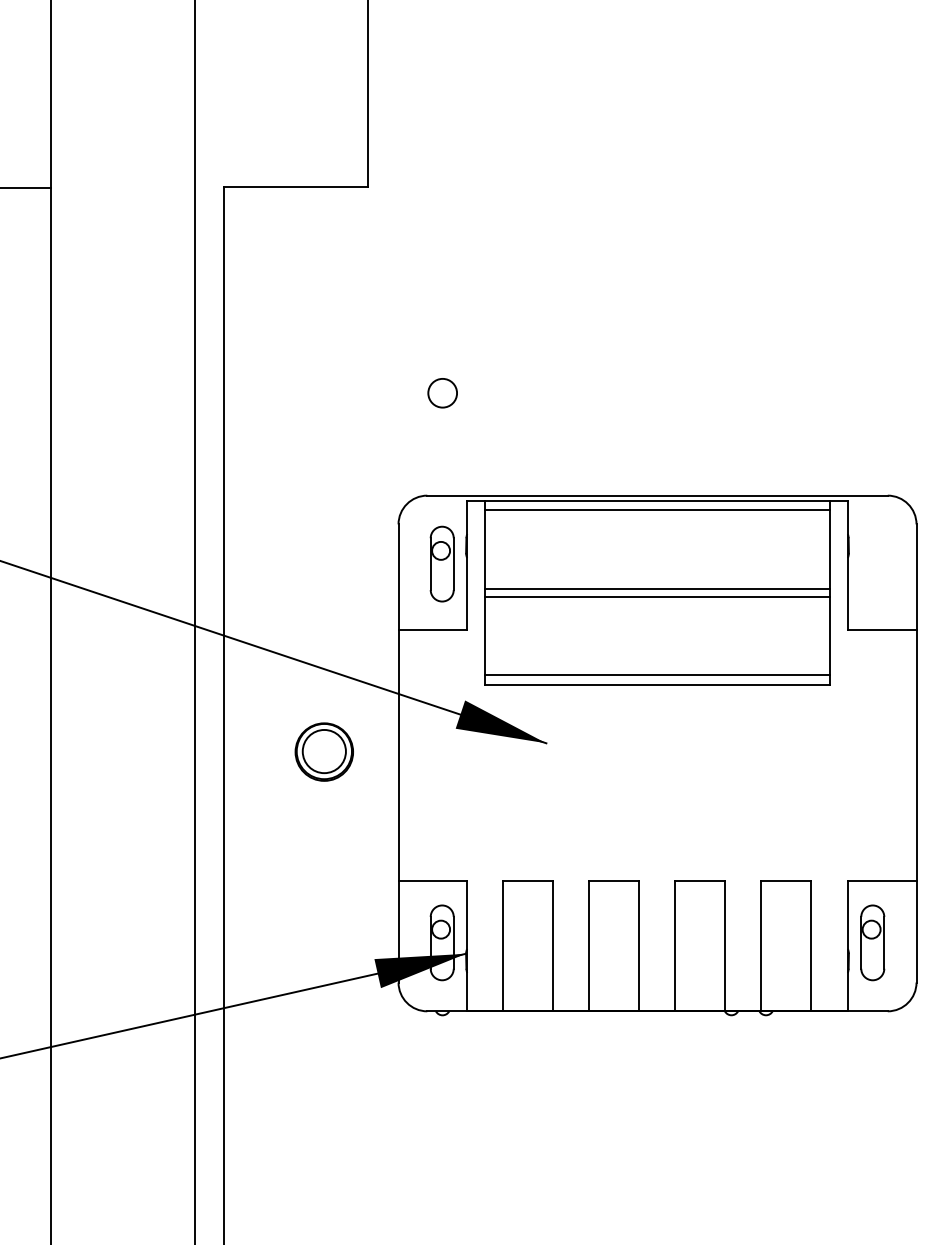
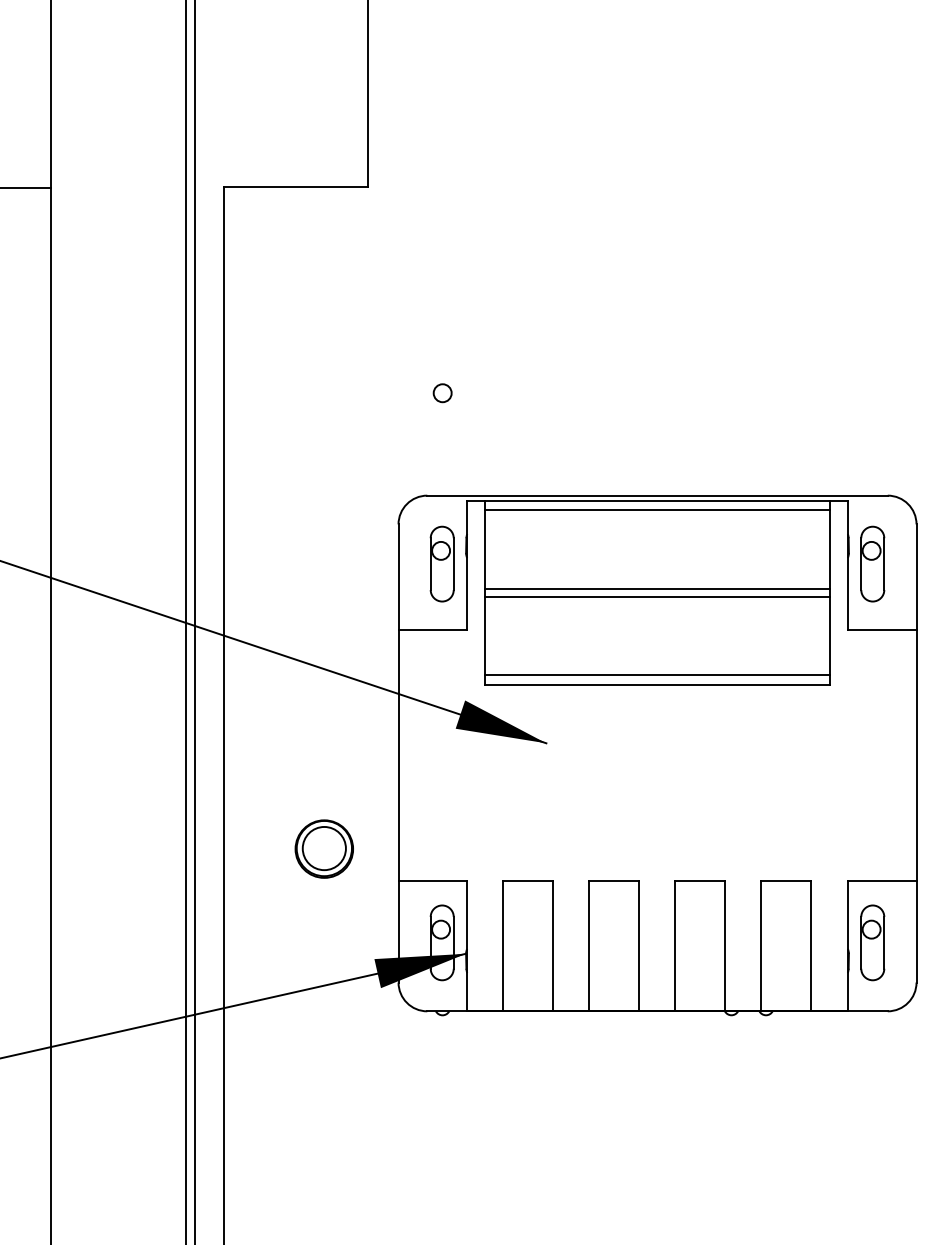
circle diameter: 29 px -> 18 px (442, 393)
part: none -> present (872, 563)
line: none -> present (185, 621)
part position: (323, 751) -> (323, 848) (323, 848)
